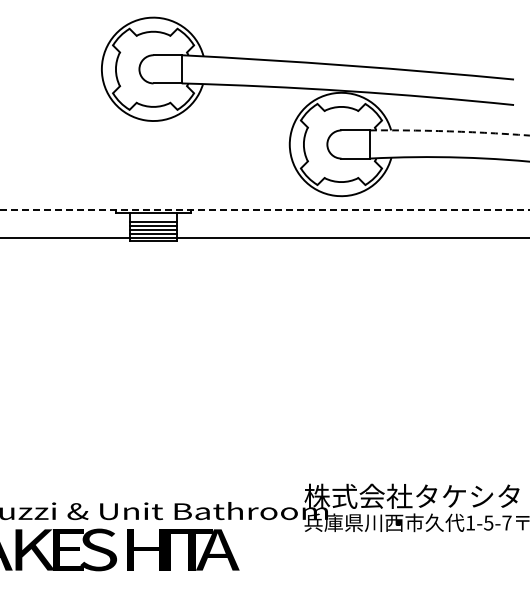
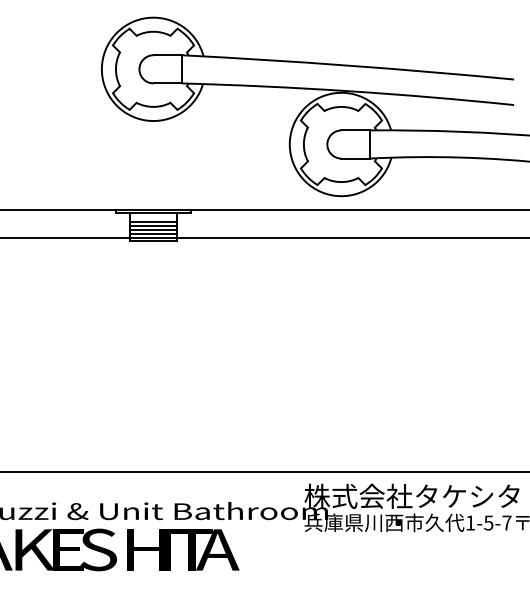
arc: dashed -> solid (450, 131)
line: dashed -> solid (265, 210)
line: none -> present (264, 471)
